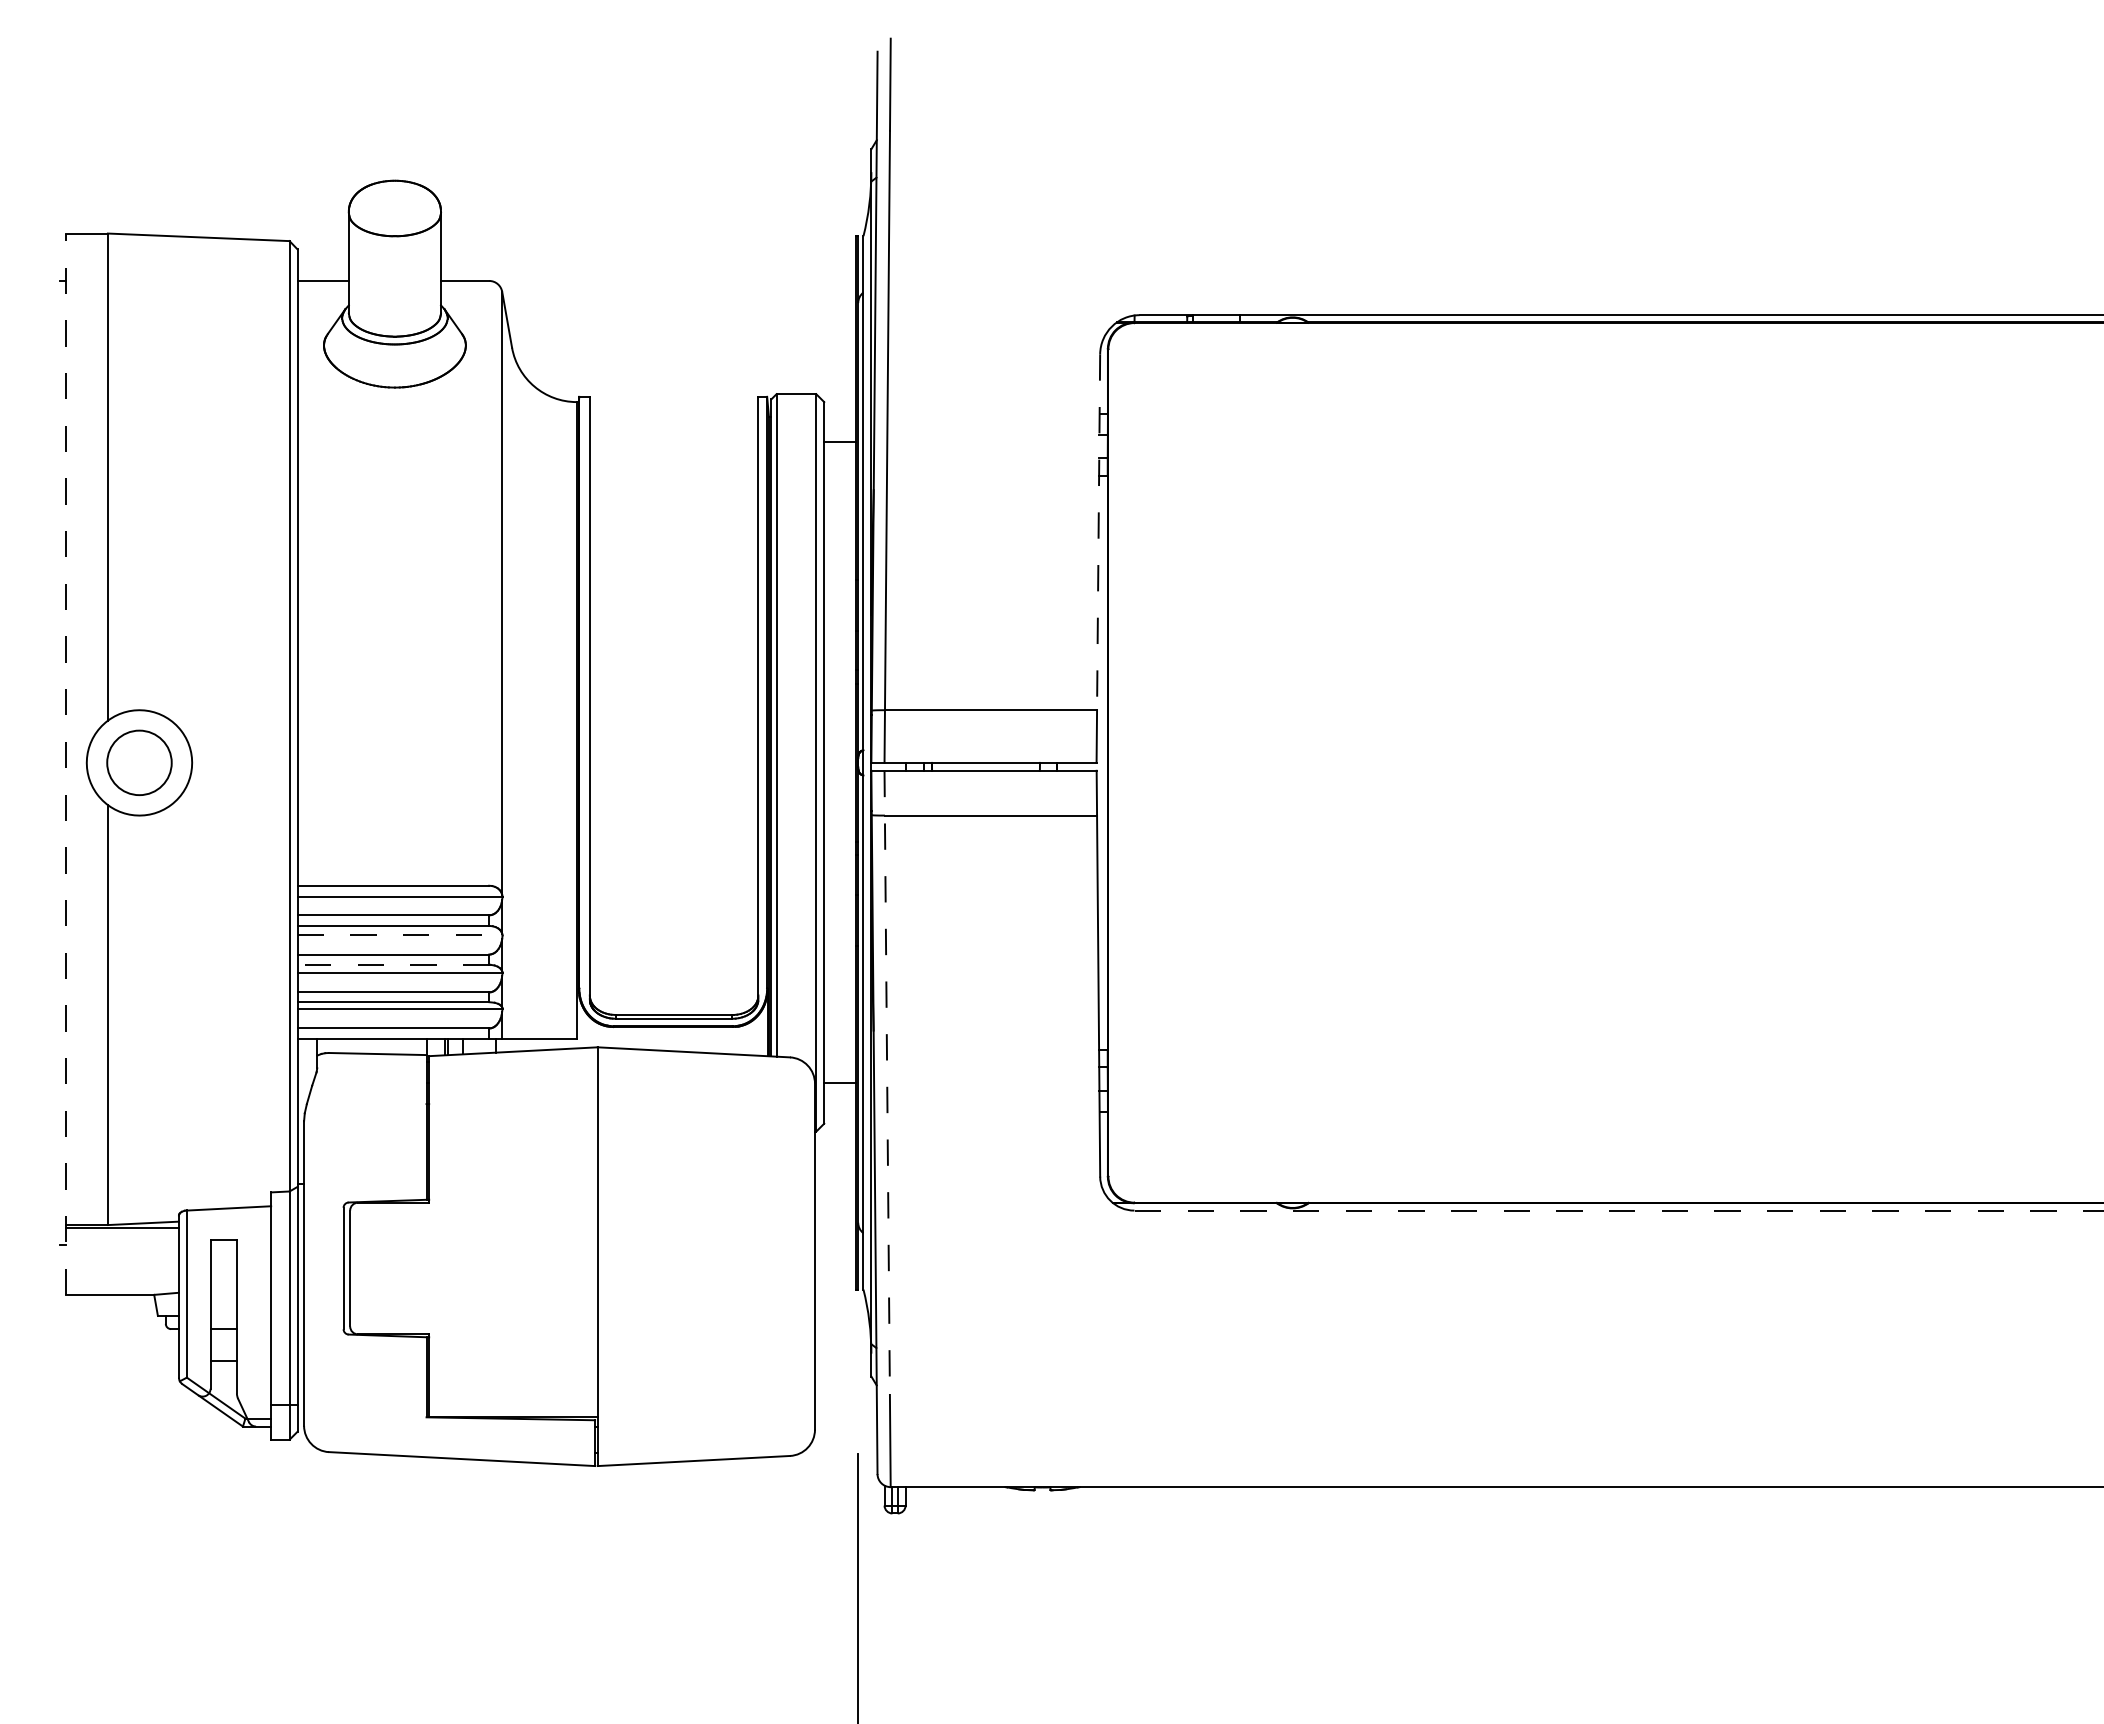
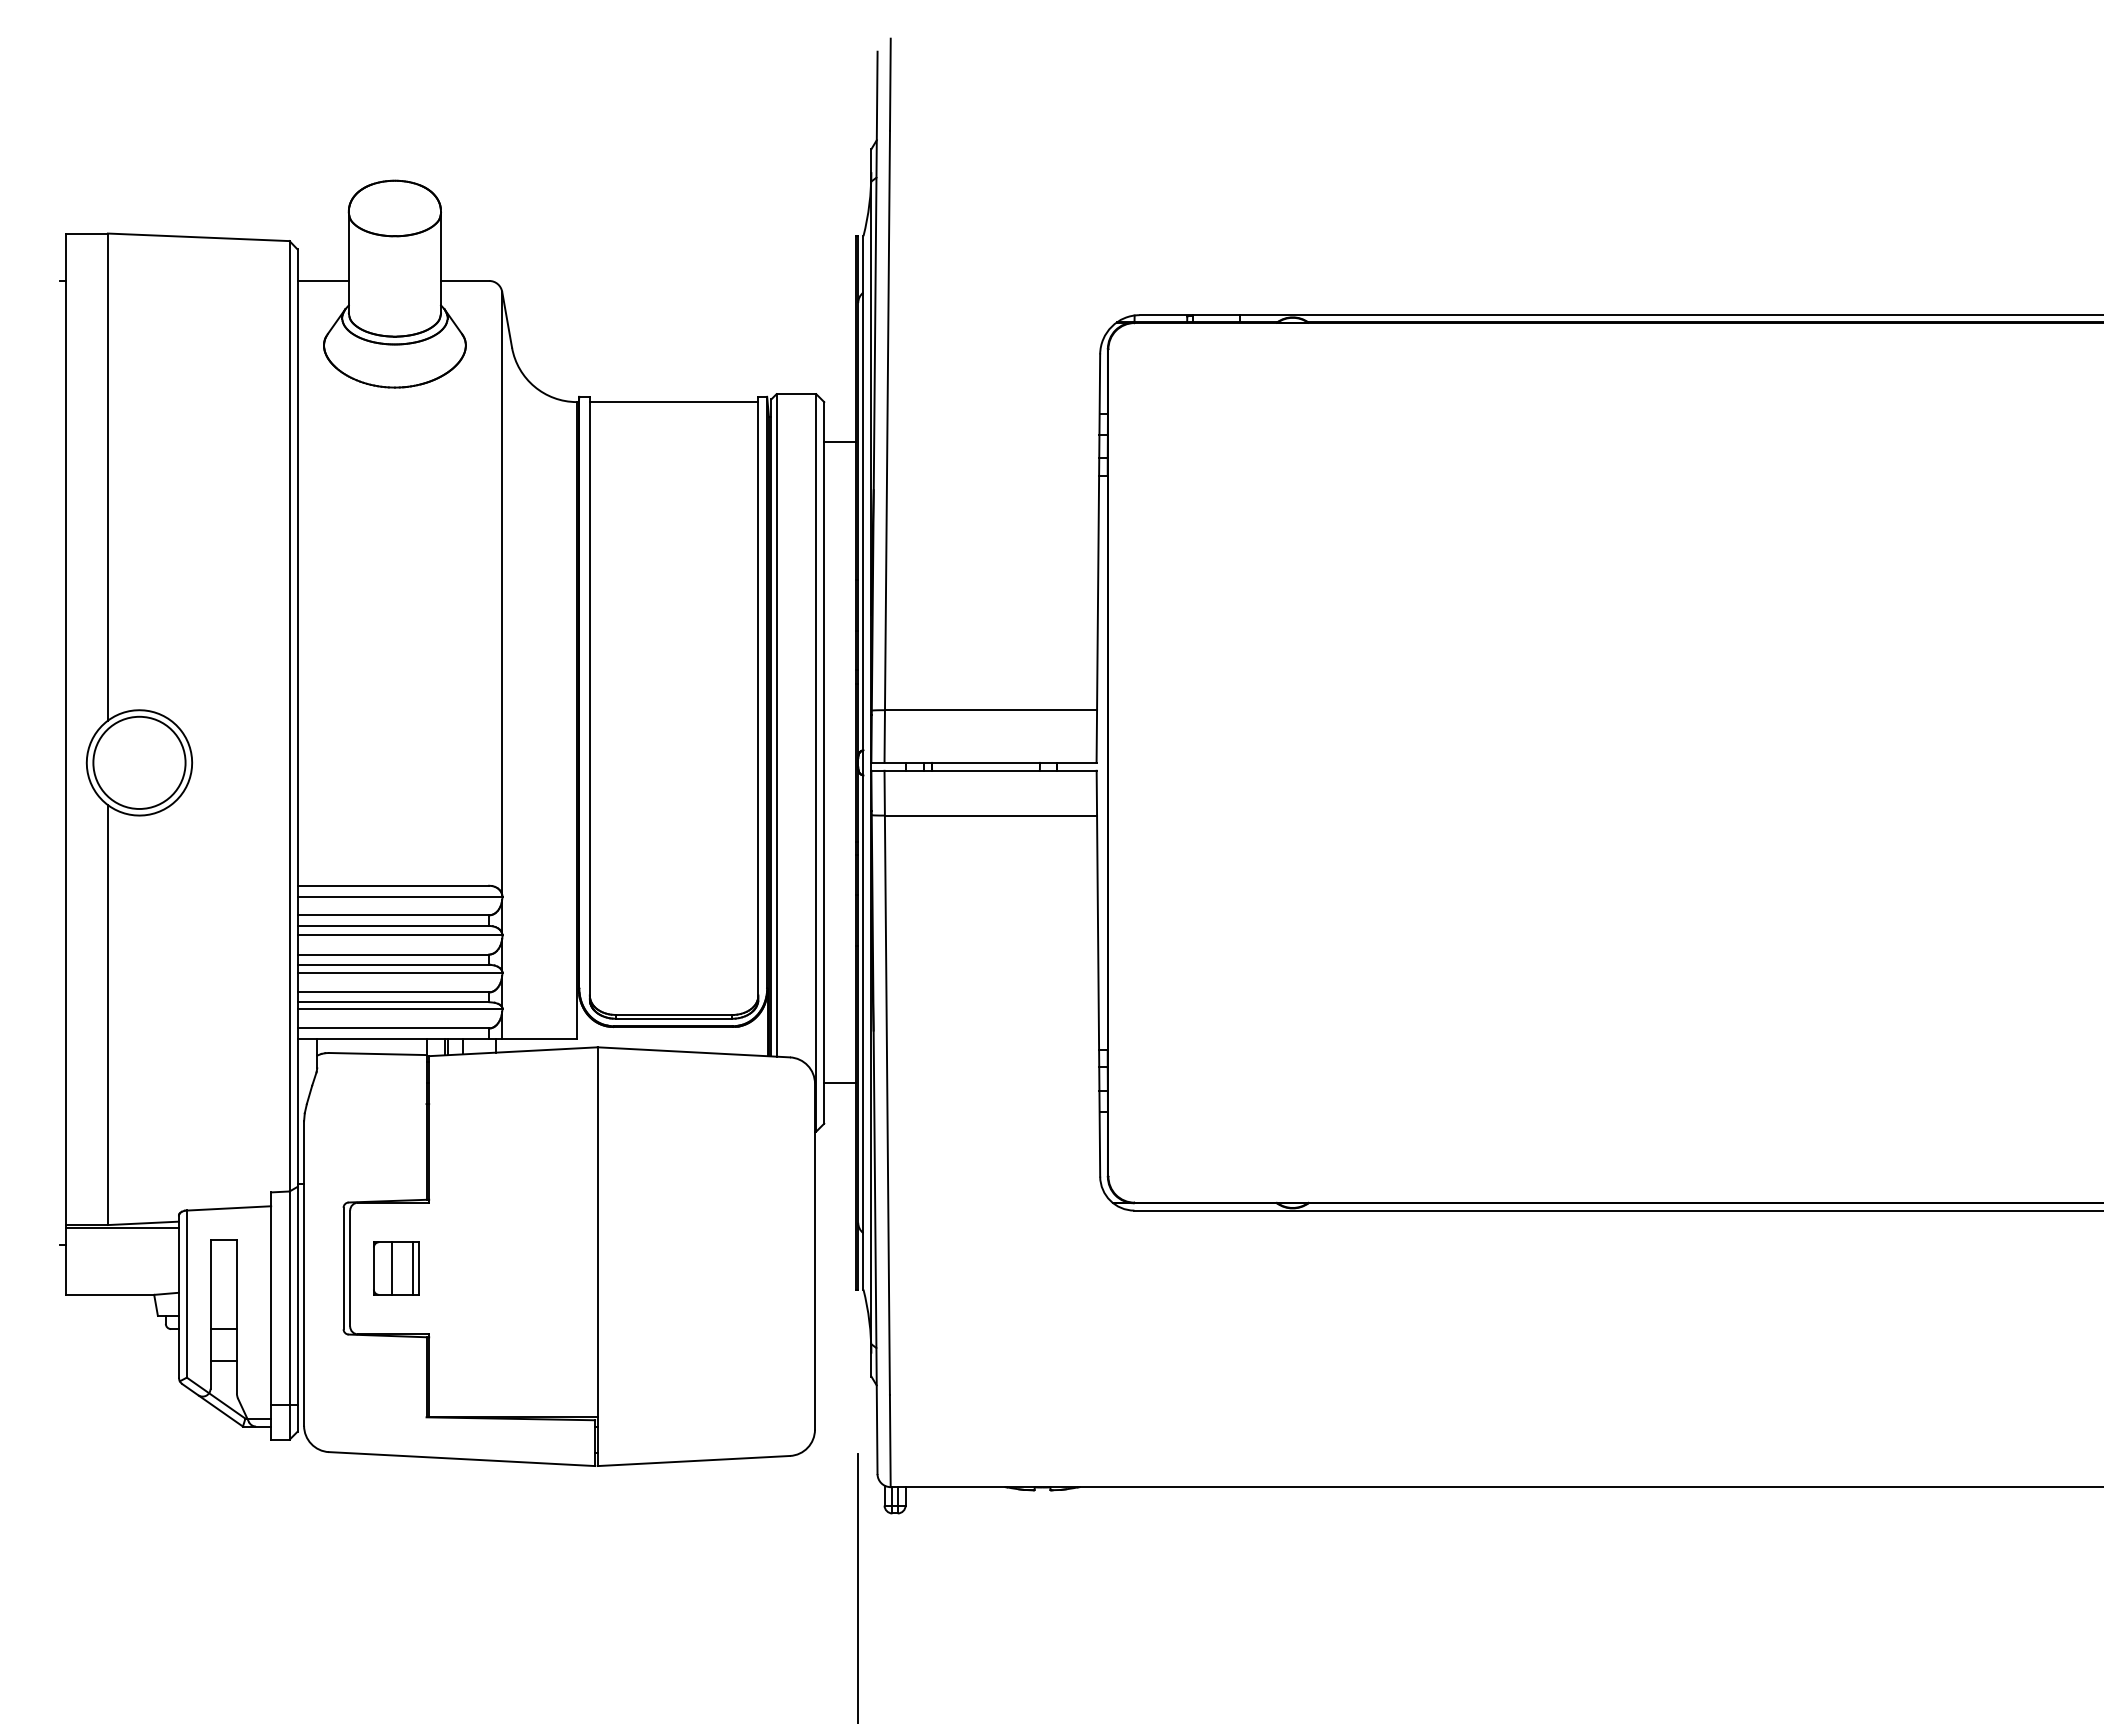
line: none -> present (673, 402)
line: dashed -> solid (1098, 532)
circle diameter: 65 px -> 92 px (139, 762)
line: dashed -> solid (65, 764)
line: dashed -> solid (400, 935)
line: dashed -> solid (393, 964)
line: dashed -> solid (887, 1083)
line: dashed -> solid (1618, 1210)
part: none -> present (396, 1268)
